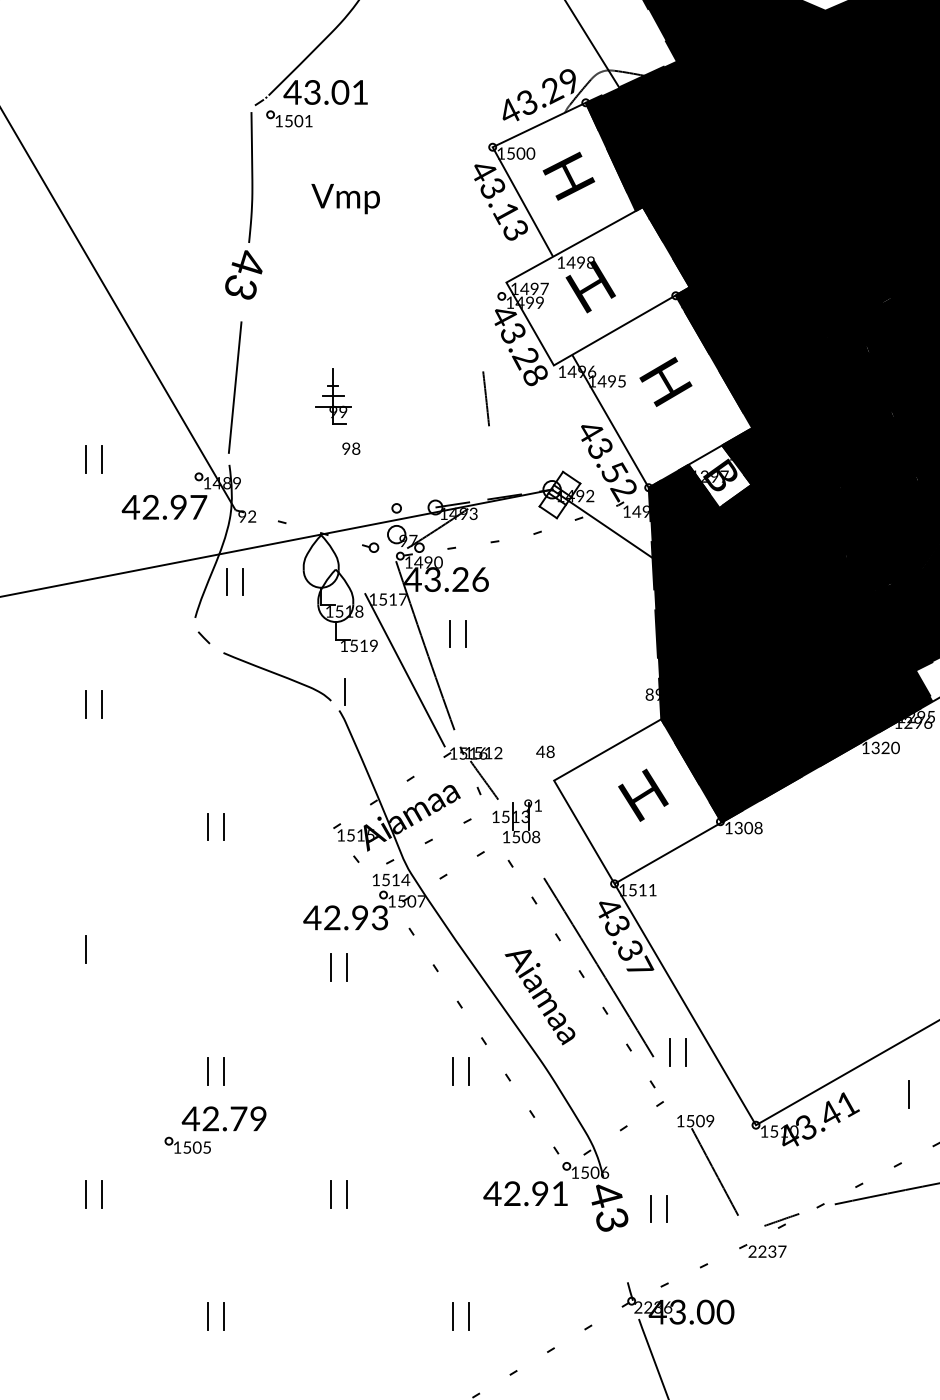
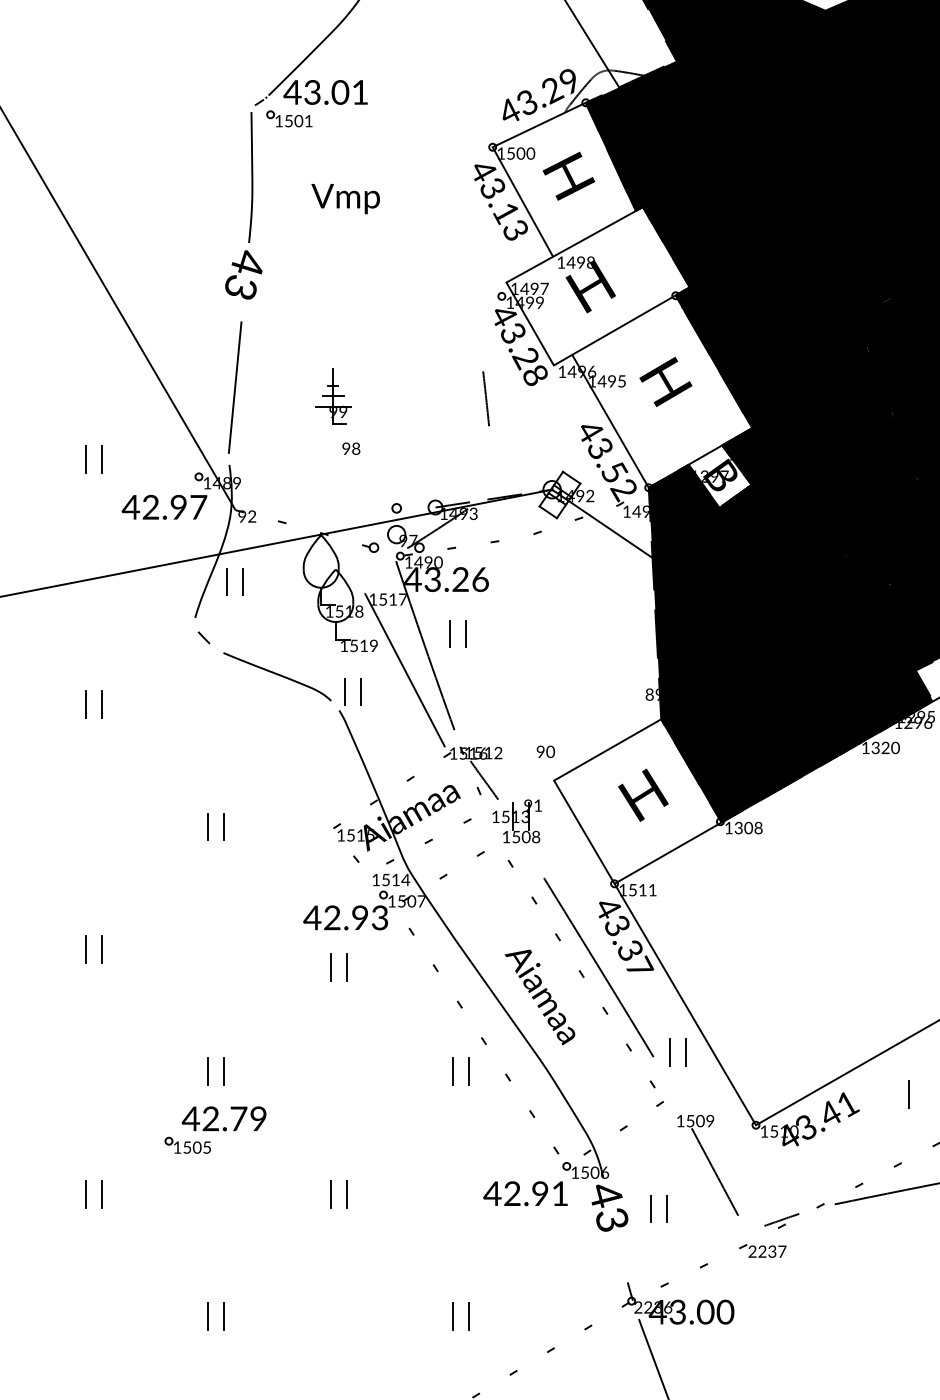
line: none -> present (361, 691)
text: 48 -> 90 (545, 751)
line: none -> present (101, 949)
